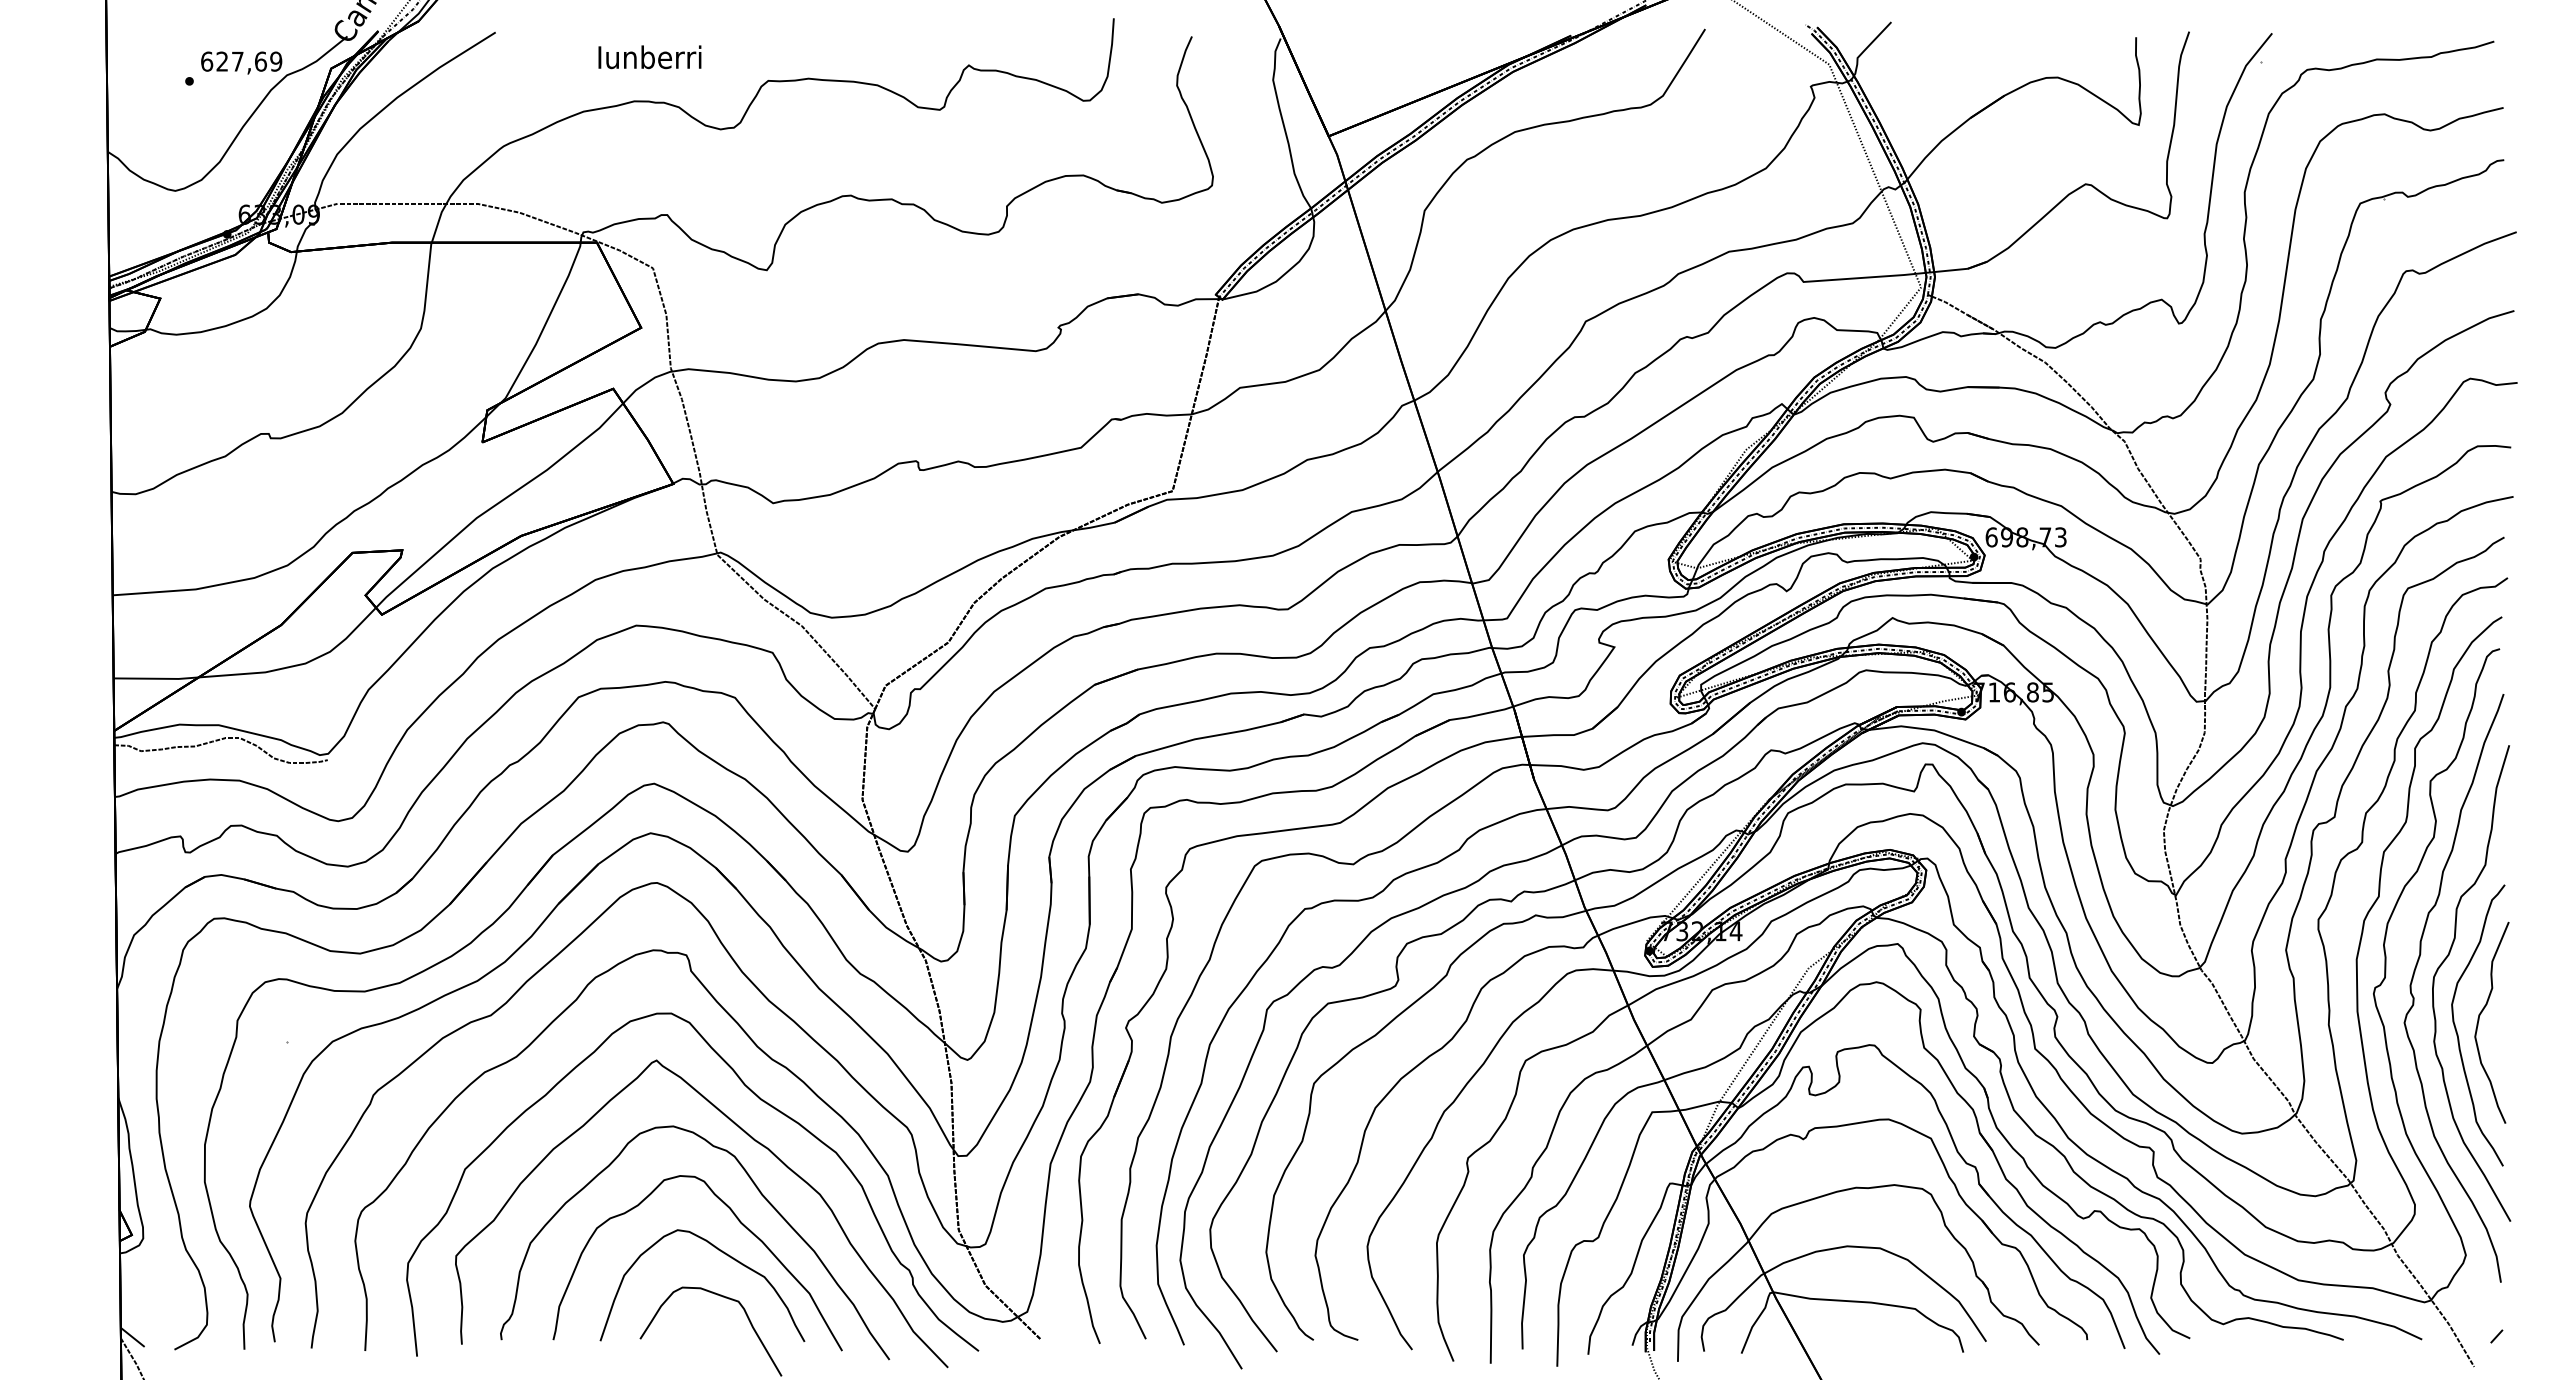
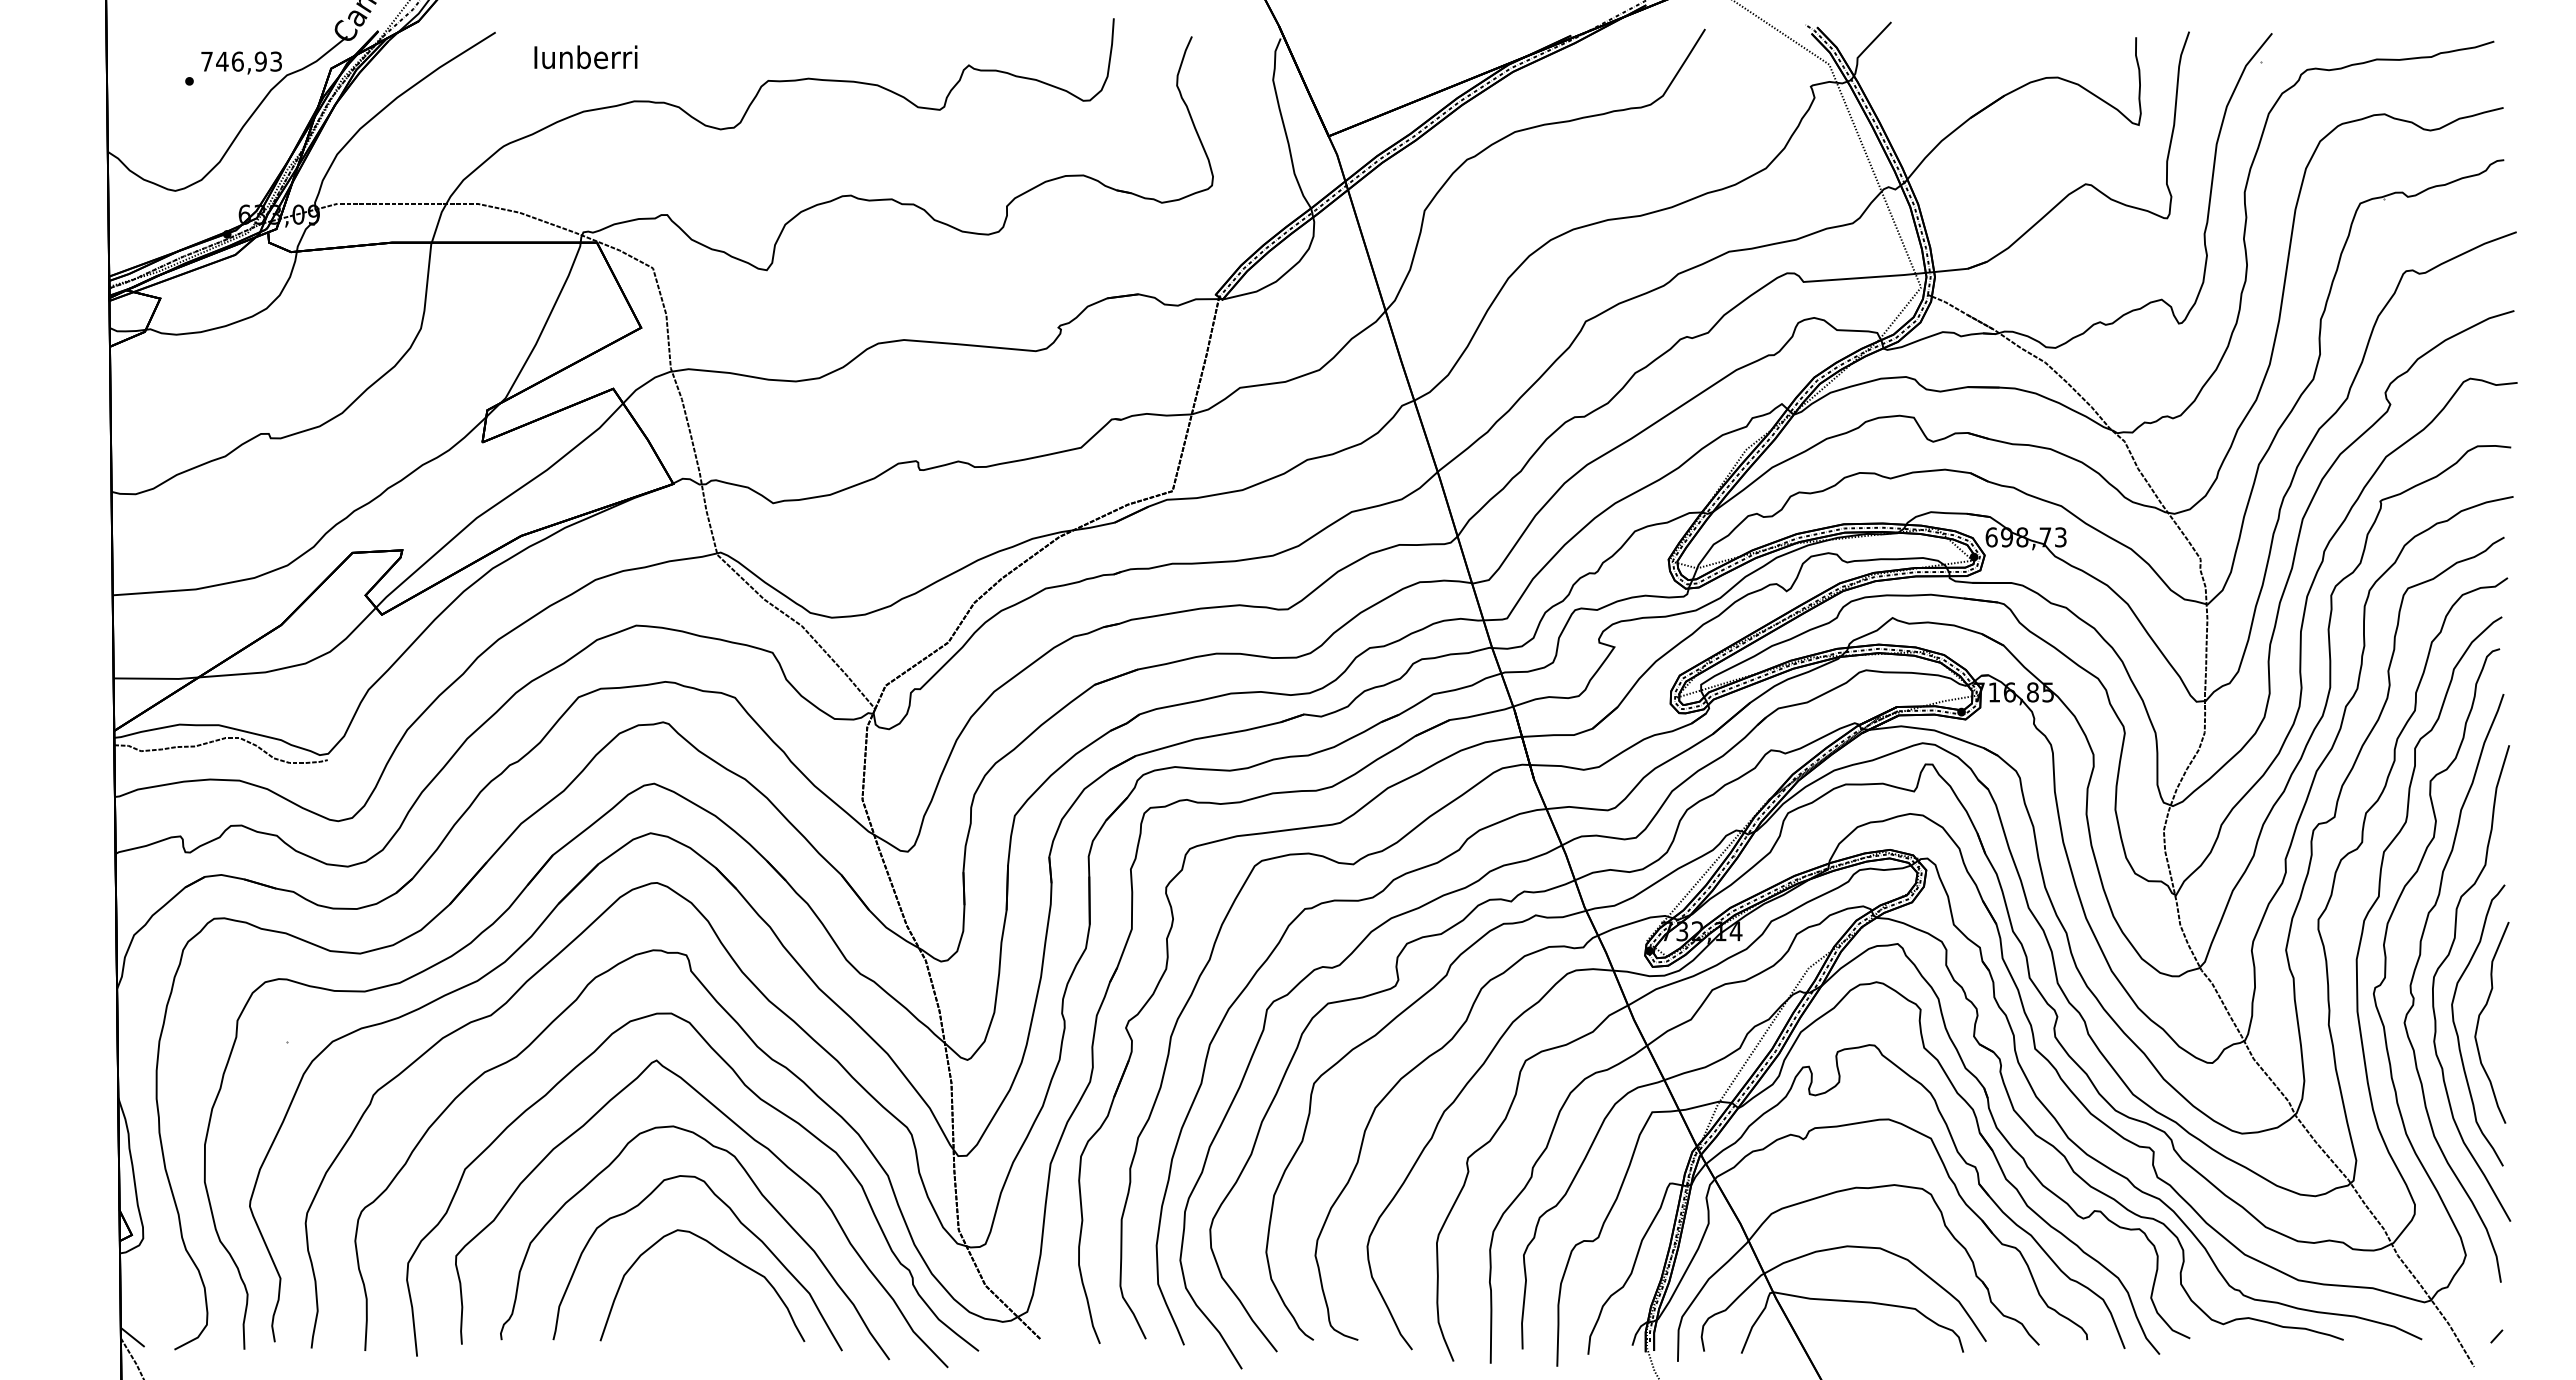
text position: (649, 57) -> (585, 57) (585, 57)
text: 627,69 -> 746,93 (241, 61)
curve: present -> none (722, 1297)
